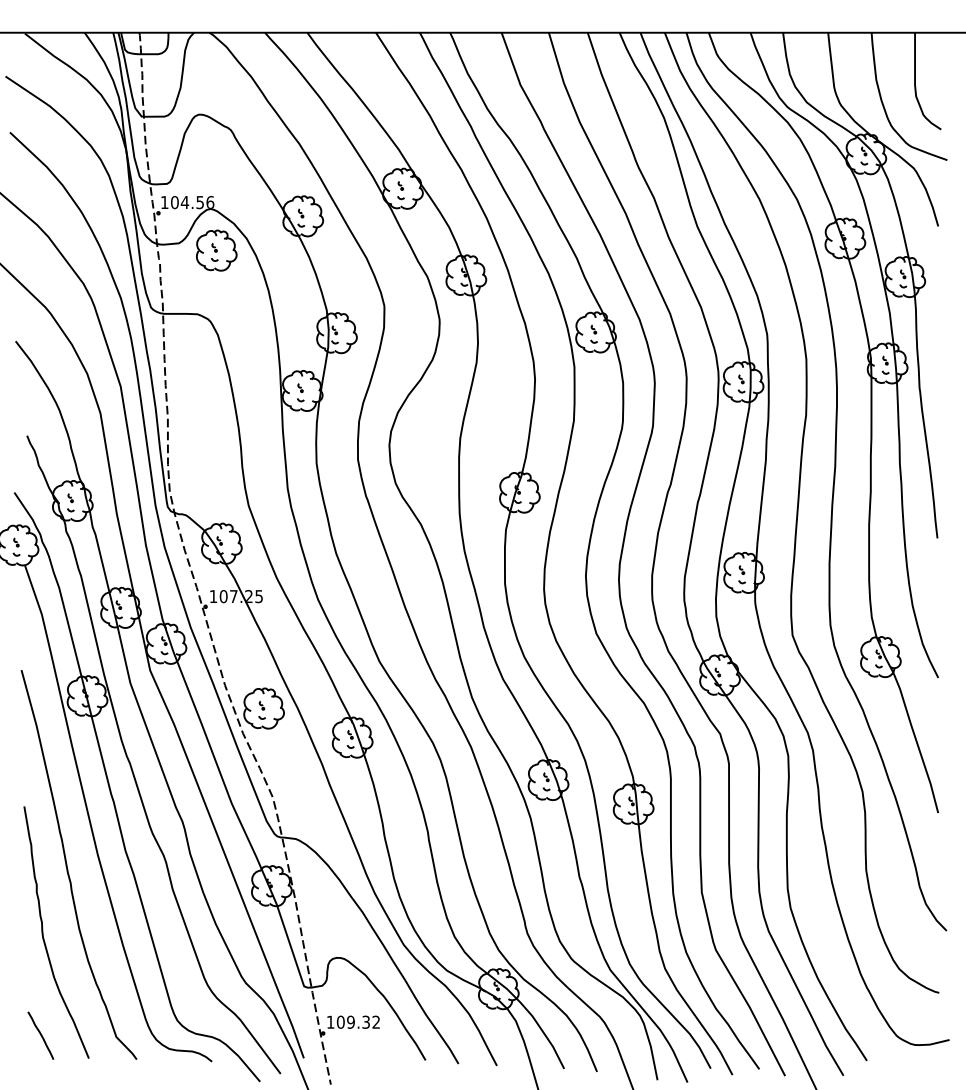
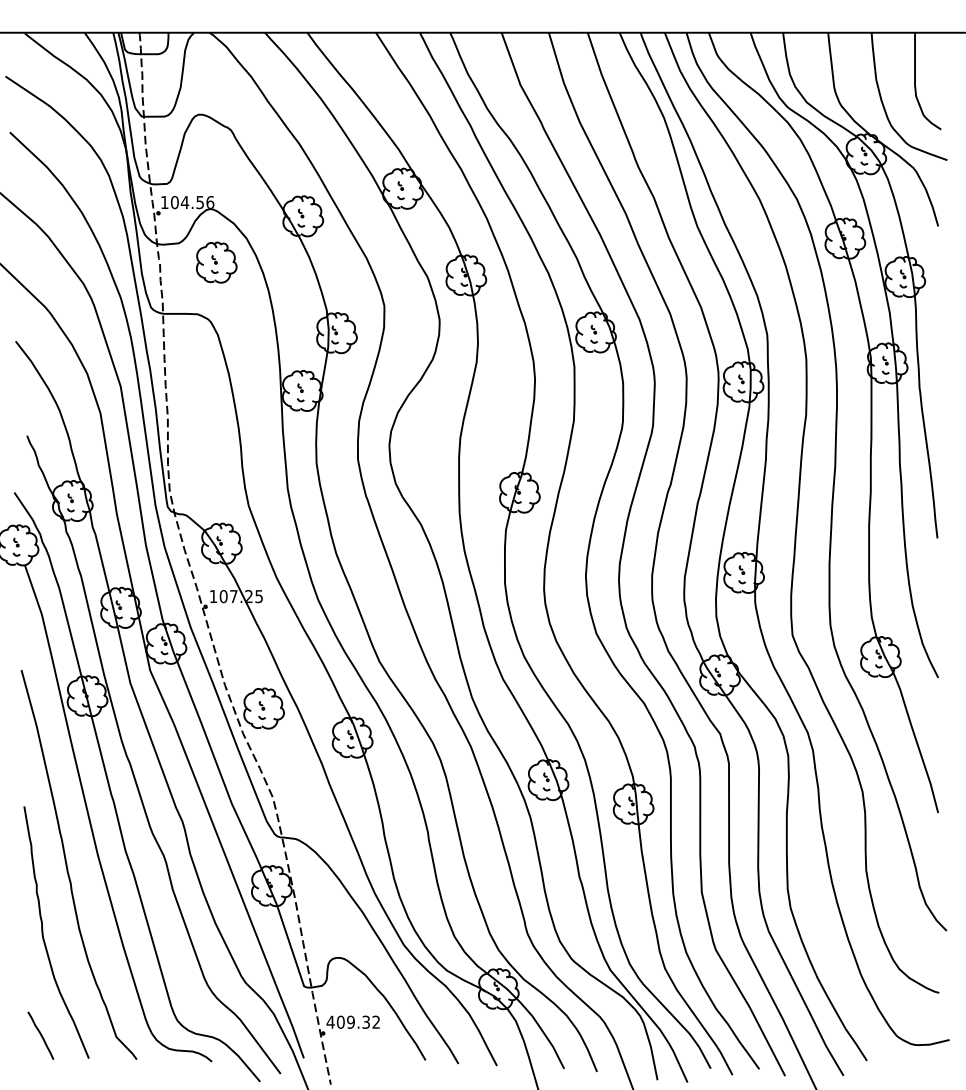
part position: (216, 250) -> (216, 262) (216, 262)
text: 109.32 -> 409.32 (330, 1021)
